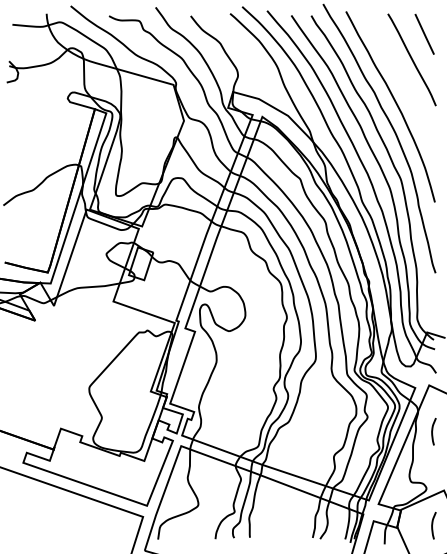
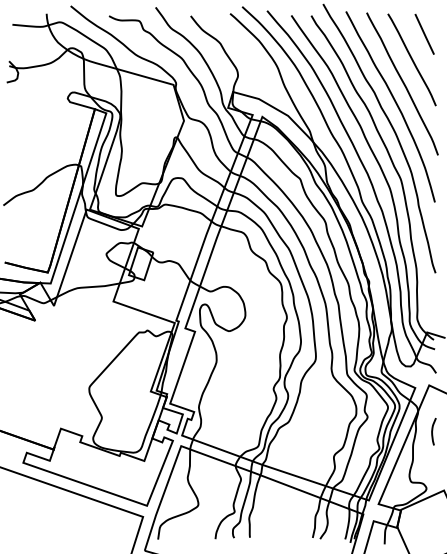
curve: none -> present (402, 83)
curve: present -> none (433, 524)
